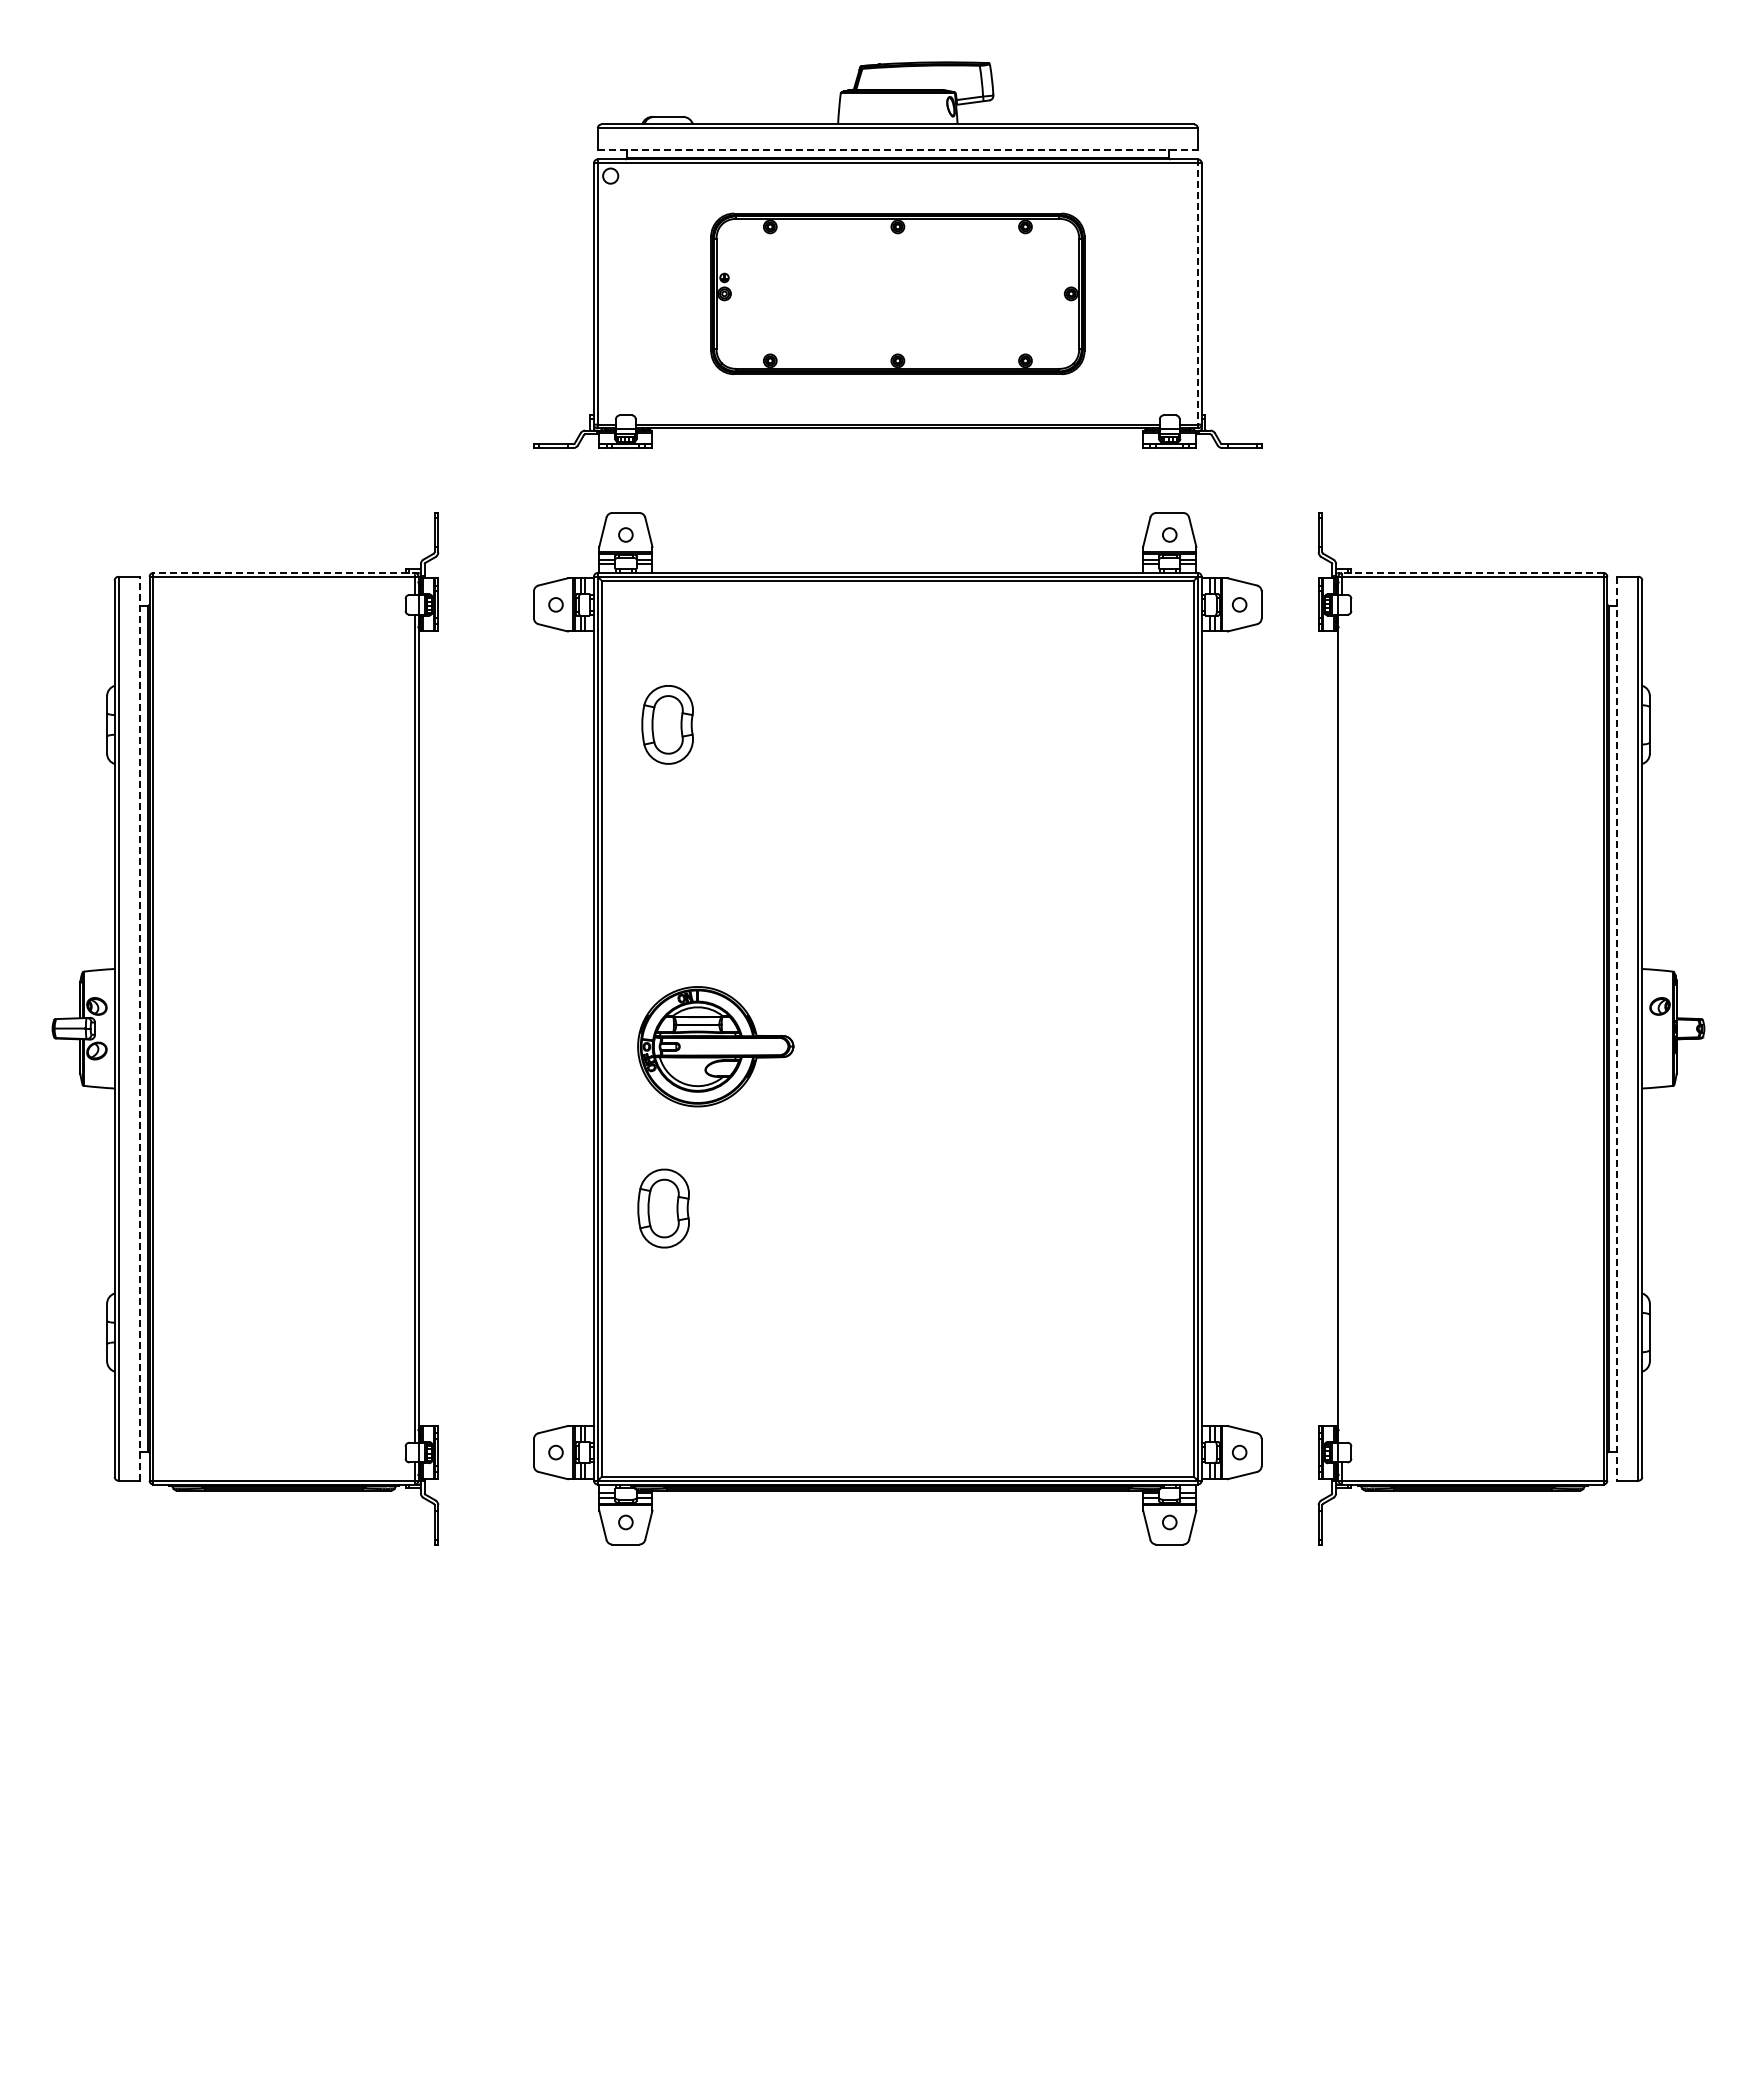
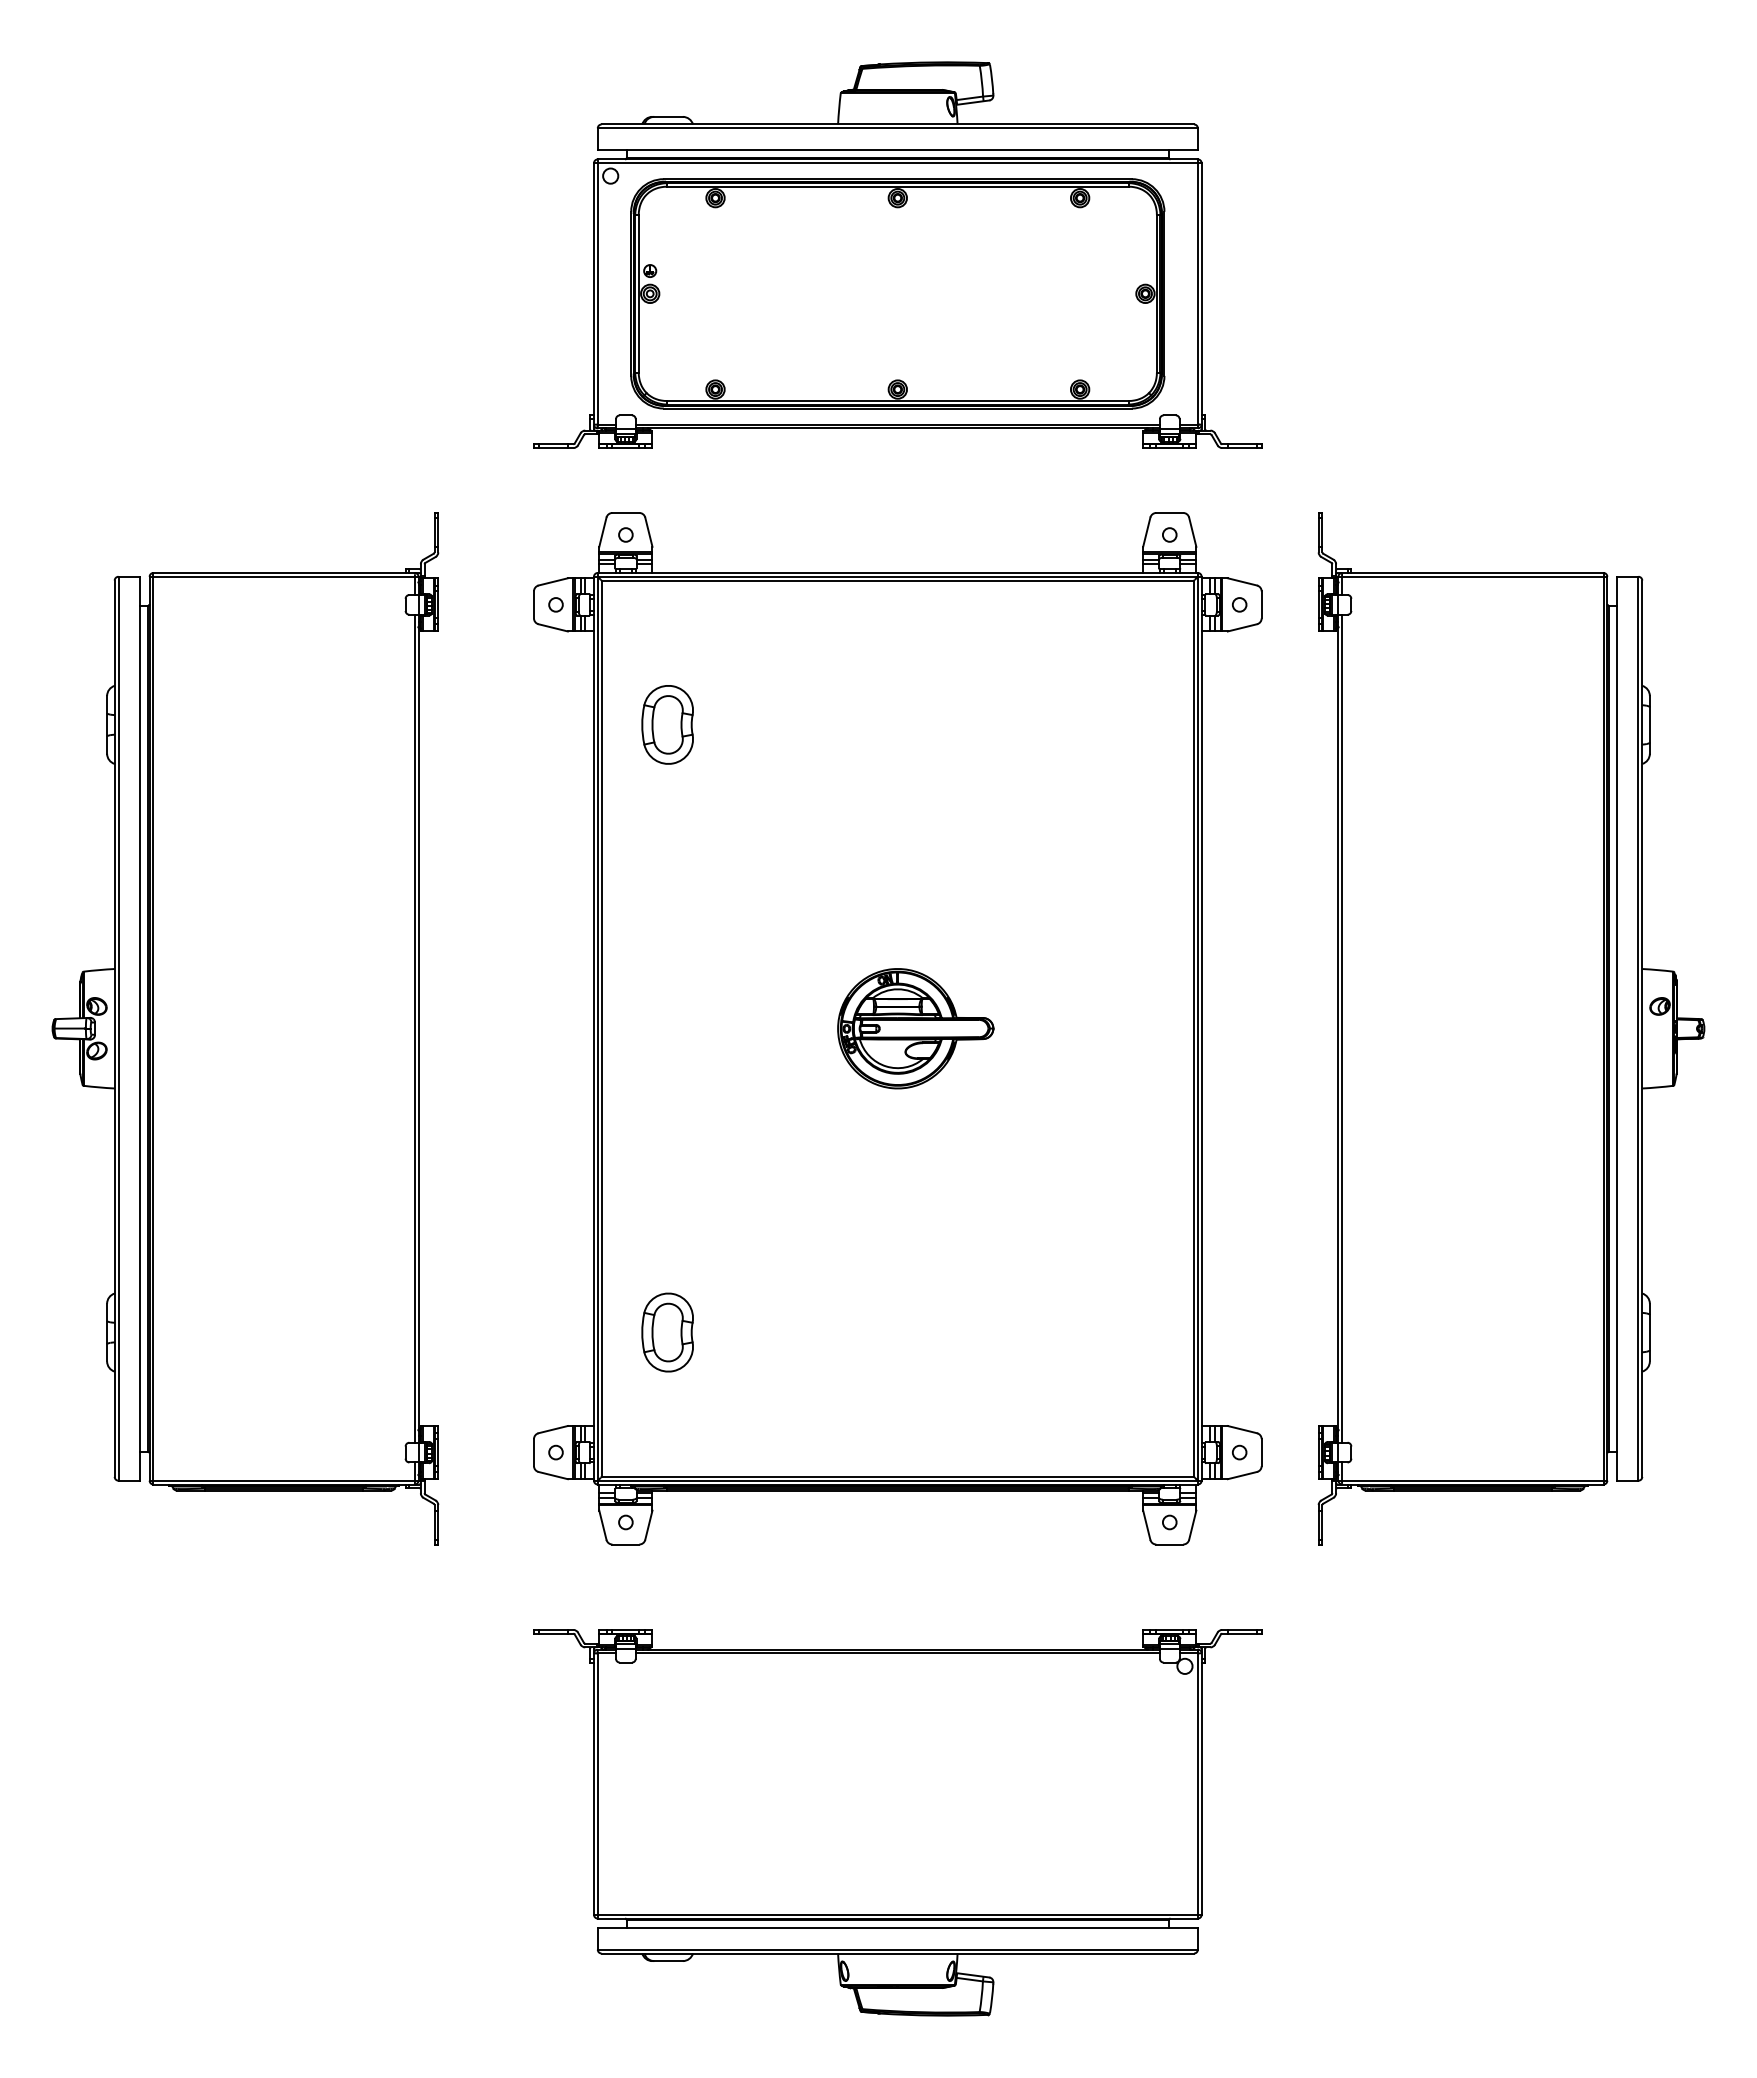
line: dashed -> solid (898, 149)
line: dashed -> solid (1197, 291)
part size: 376x164 px -> 536x232 px (897, 293)
line: dashed -> solid (286, 572)
line: dashed -> solid (1470, 572)
line: dashed -> solid (139, 1028)
line: none -> present (1342, 1028)
line: dashed -> solid (1617, 1028)
part position: (715, 1046) -> (915, 1028) (915, 1028)
part position: (663, 1208) -> (667, 1332) (667, 1332)
part: none -> present (897, 1822)
